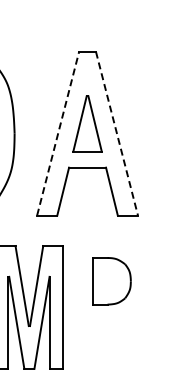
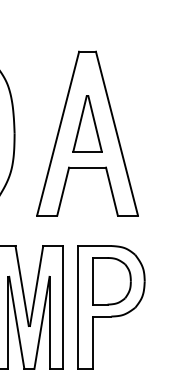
line: dashed -> solid (58, 133)
line: dashed -> solid (116, 133)
part: none -> present (111, 307)
